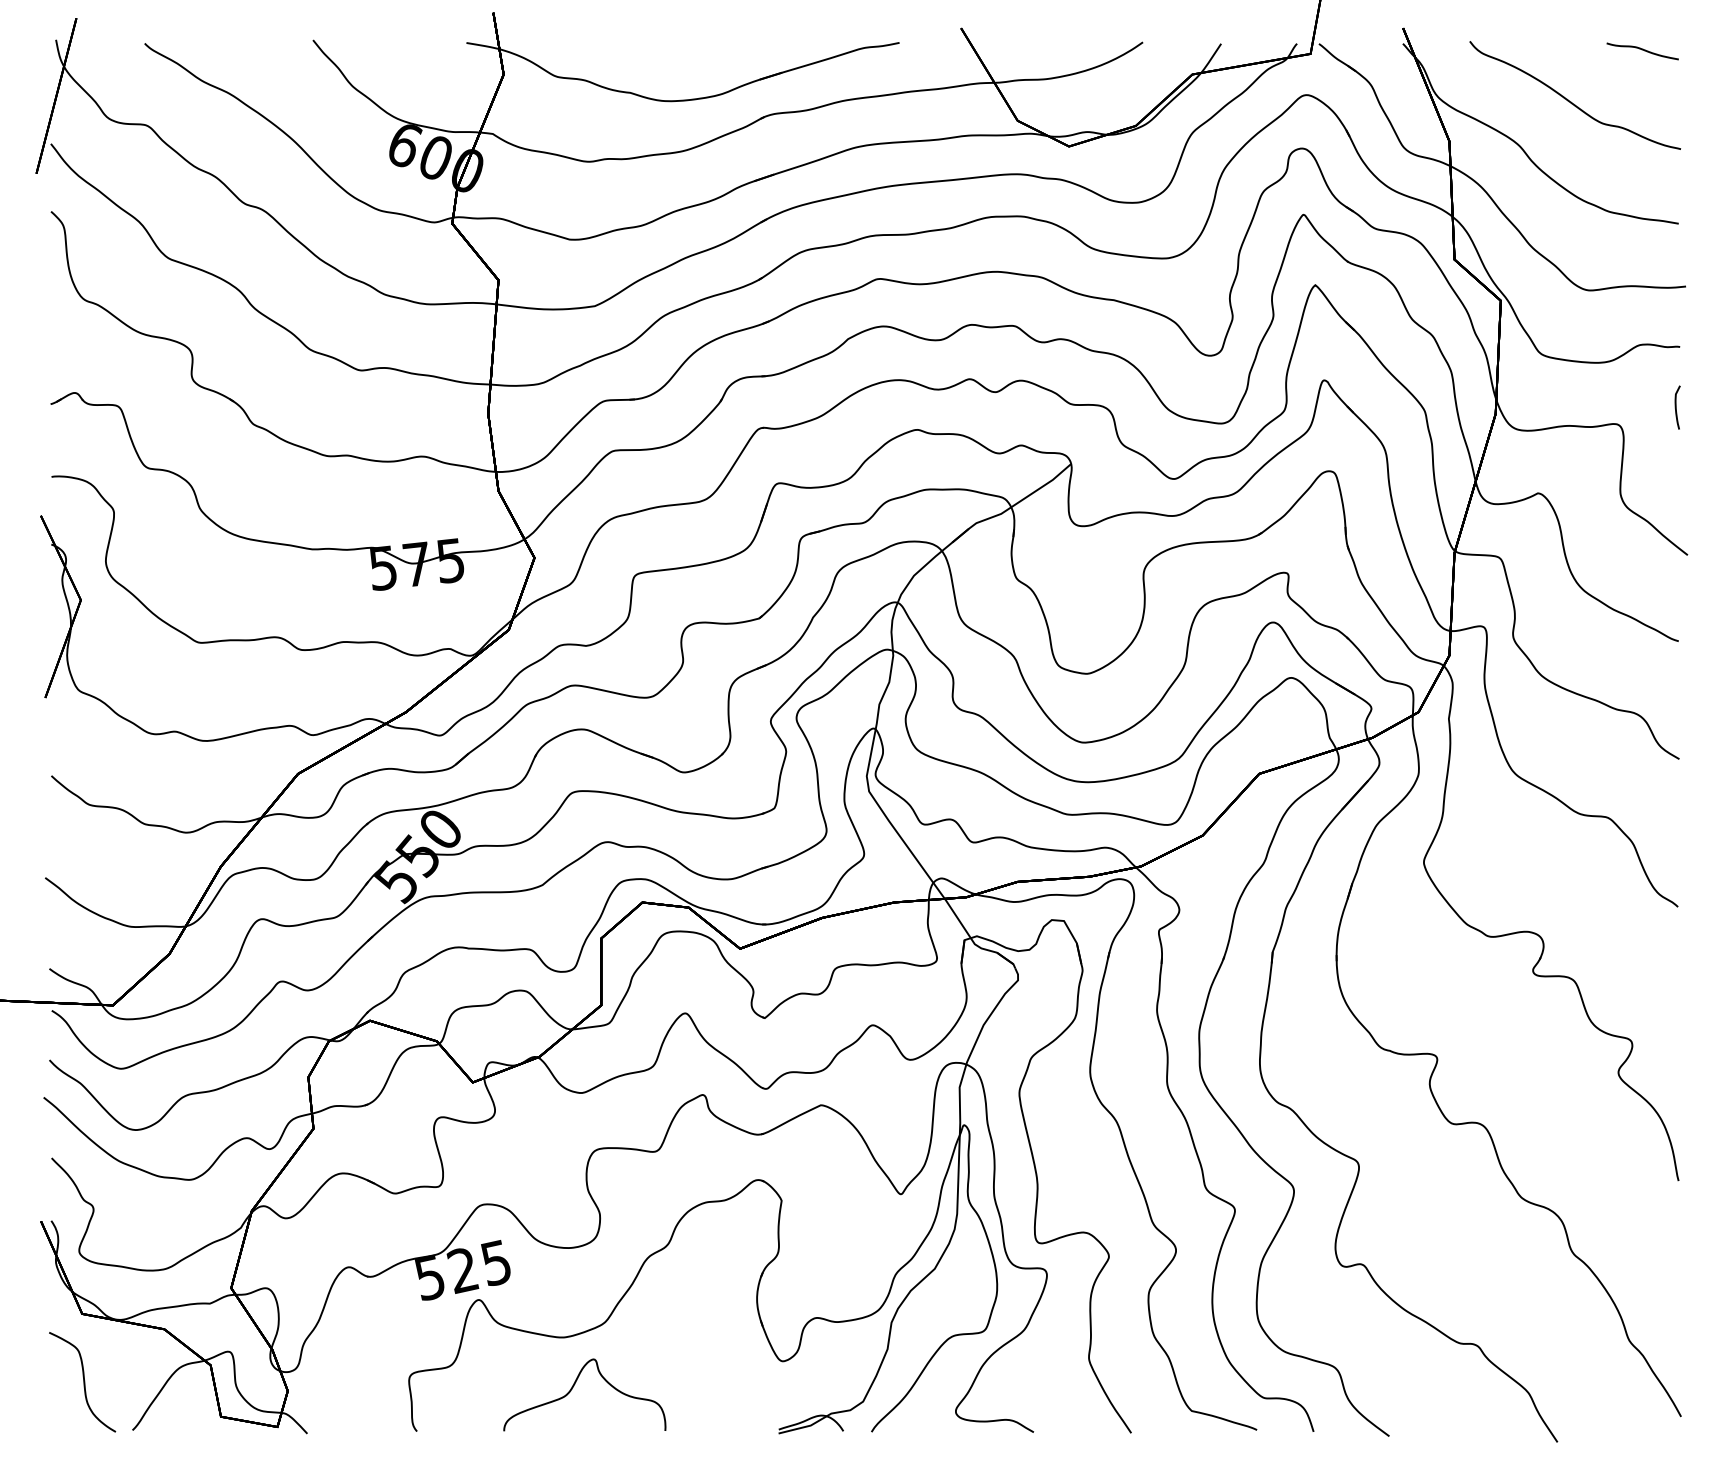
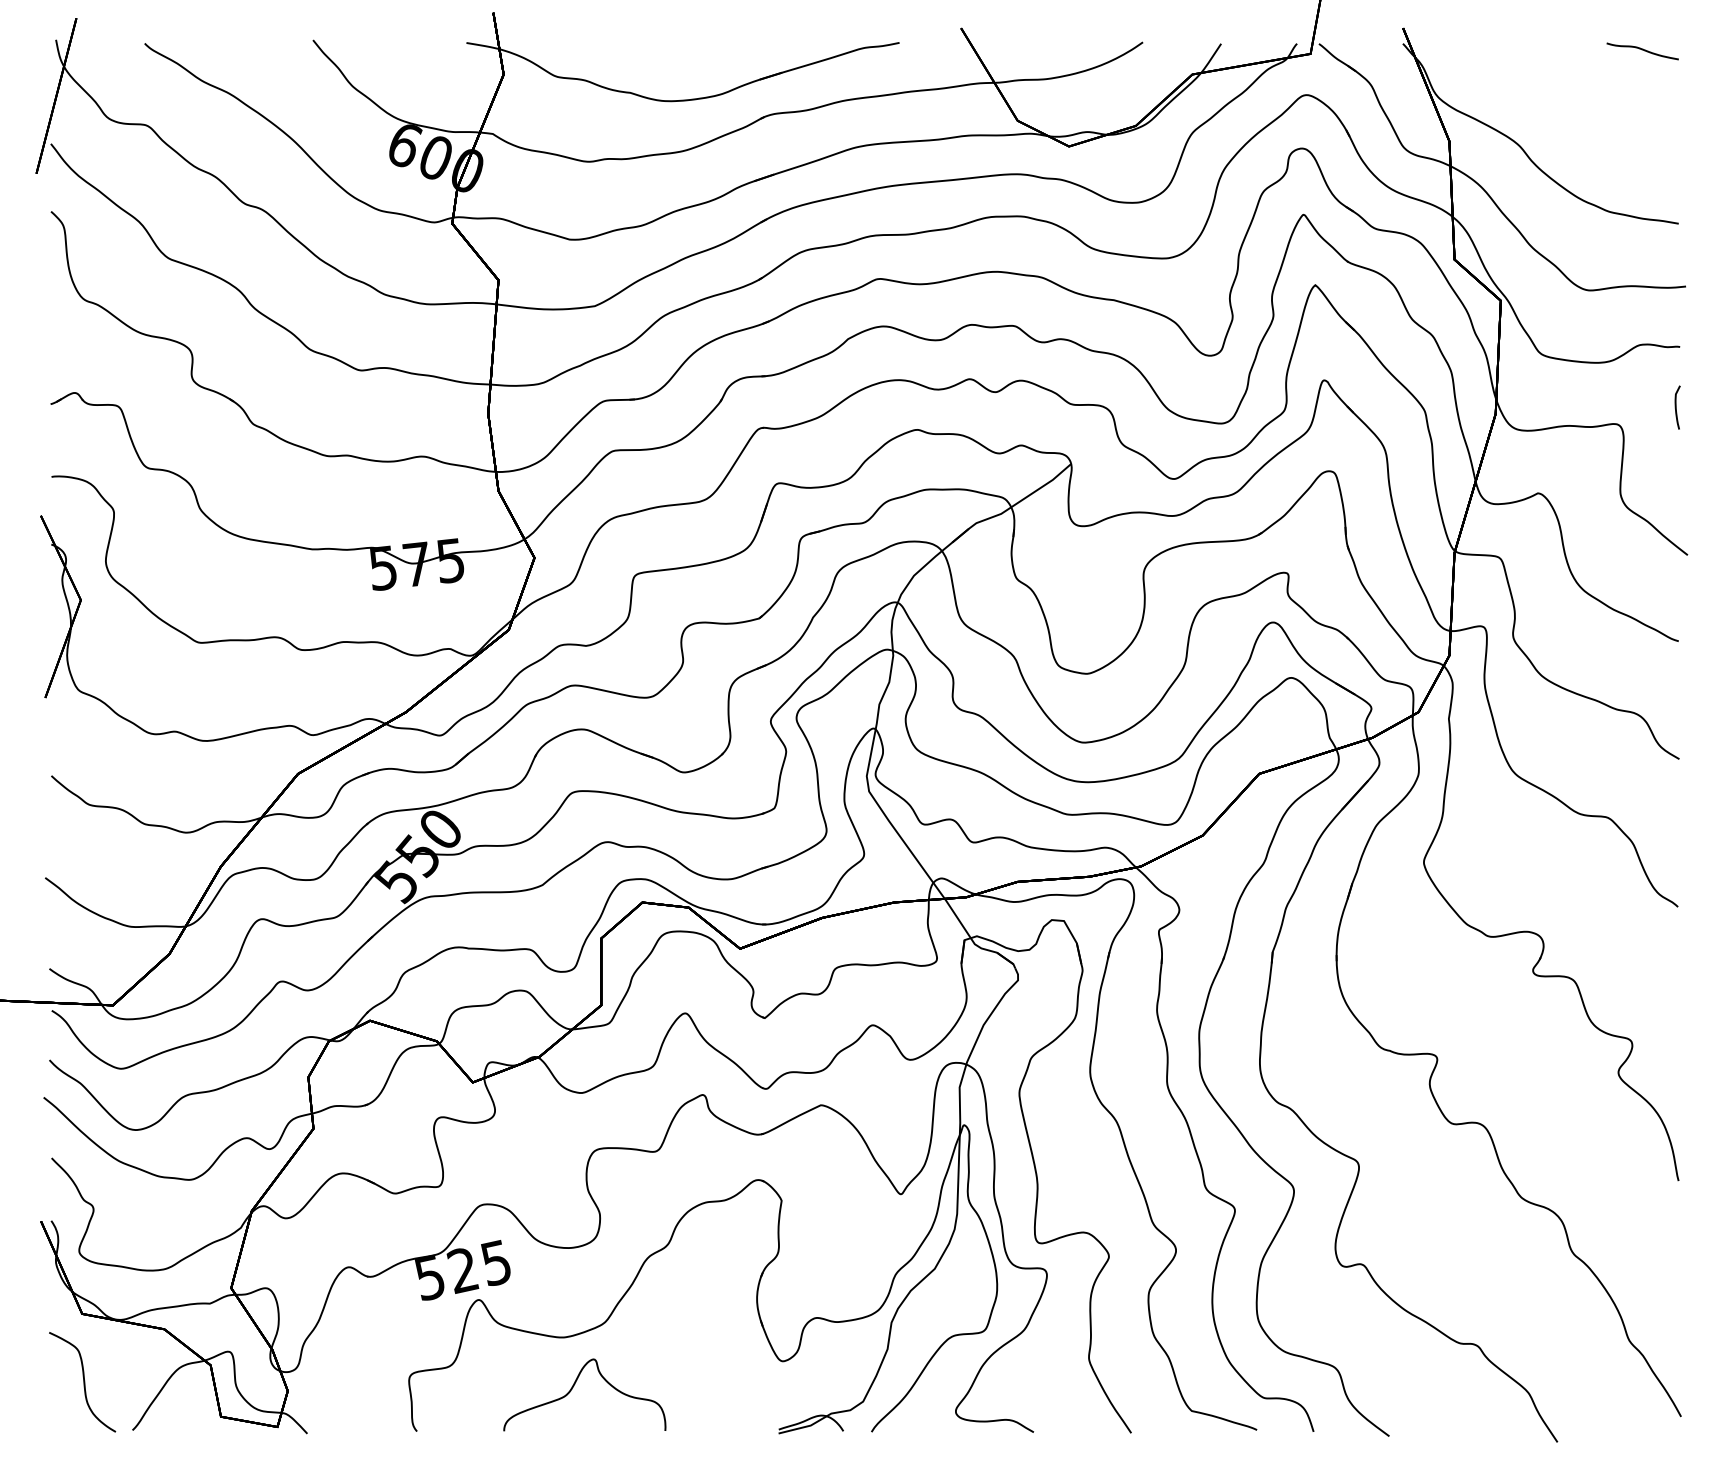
part: present -> none (1571, 101)
